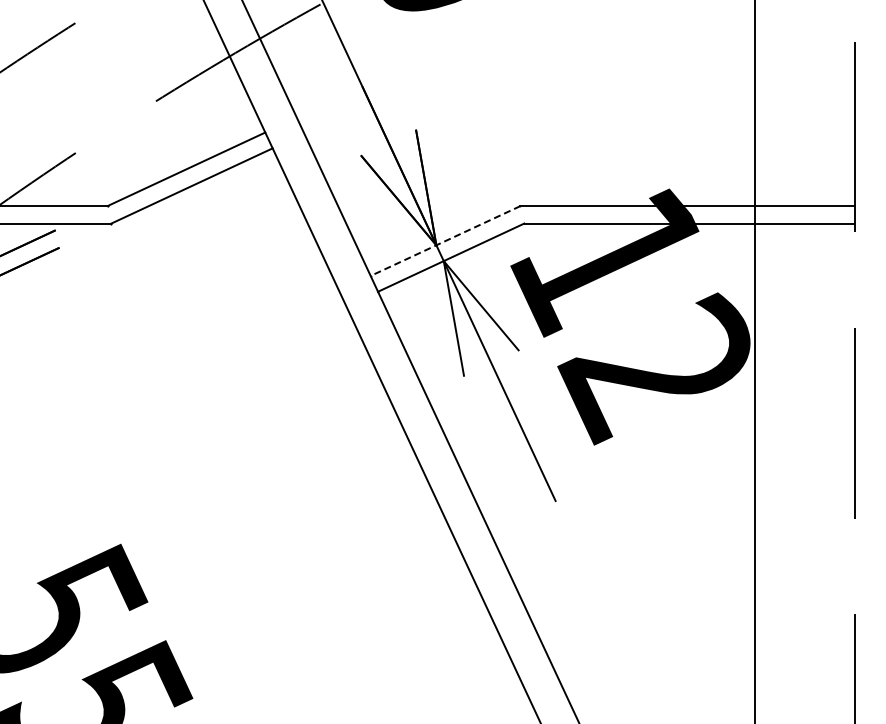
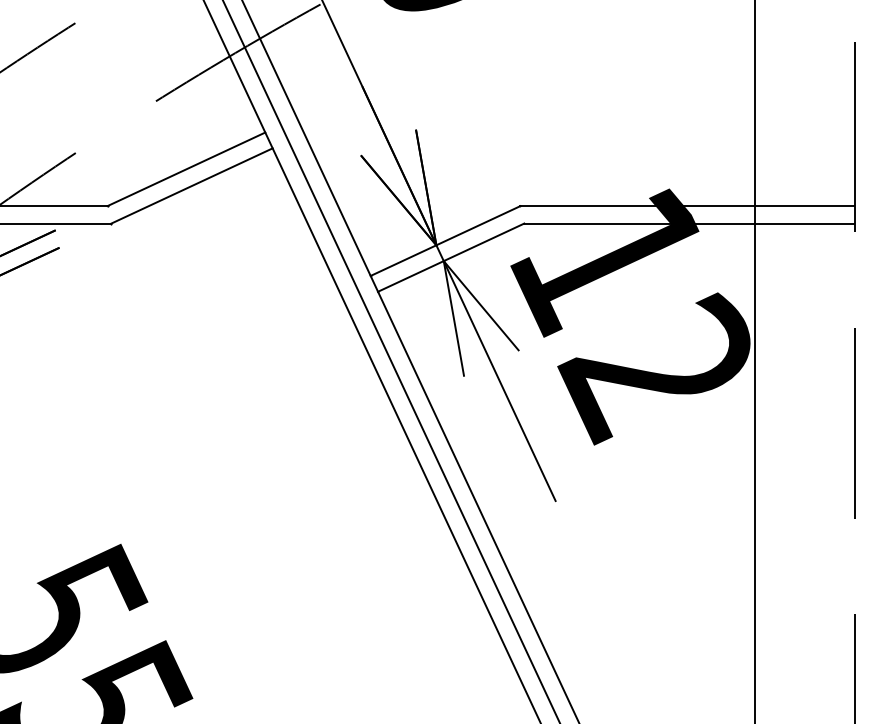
line: dashed -> solid (445, 241)
line: none -> present (390, 361)
